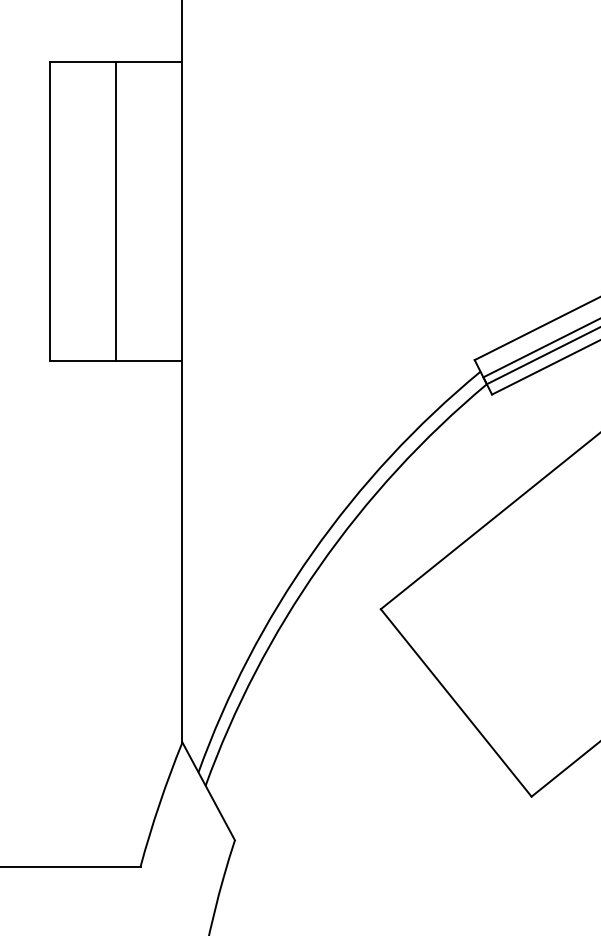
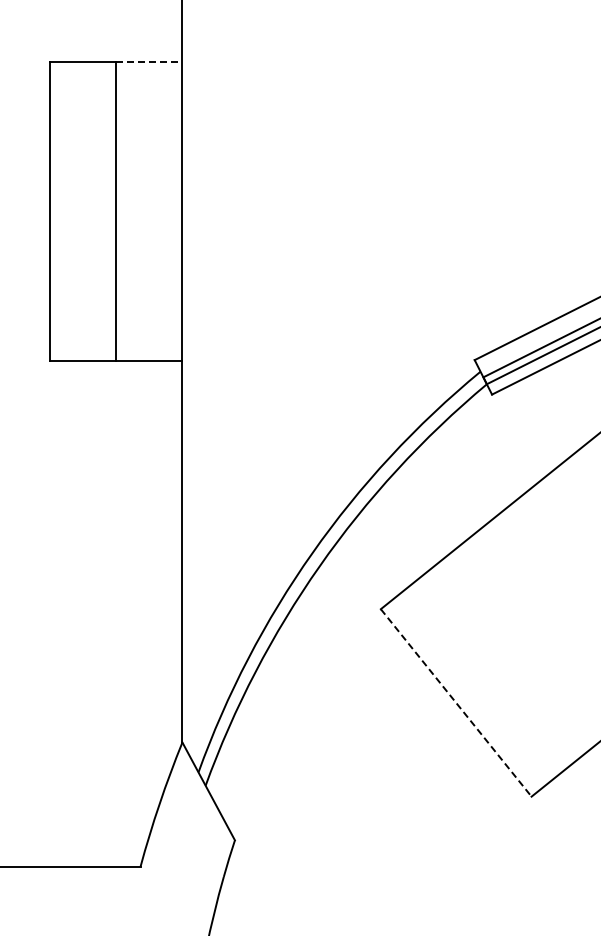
line: solid -> dashed (149, 61)
line: solid -> dashed (456, 703)
